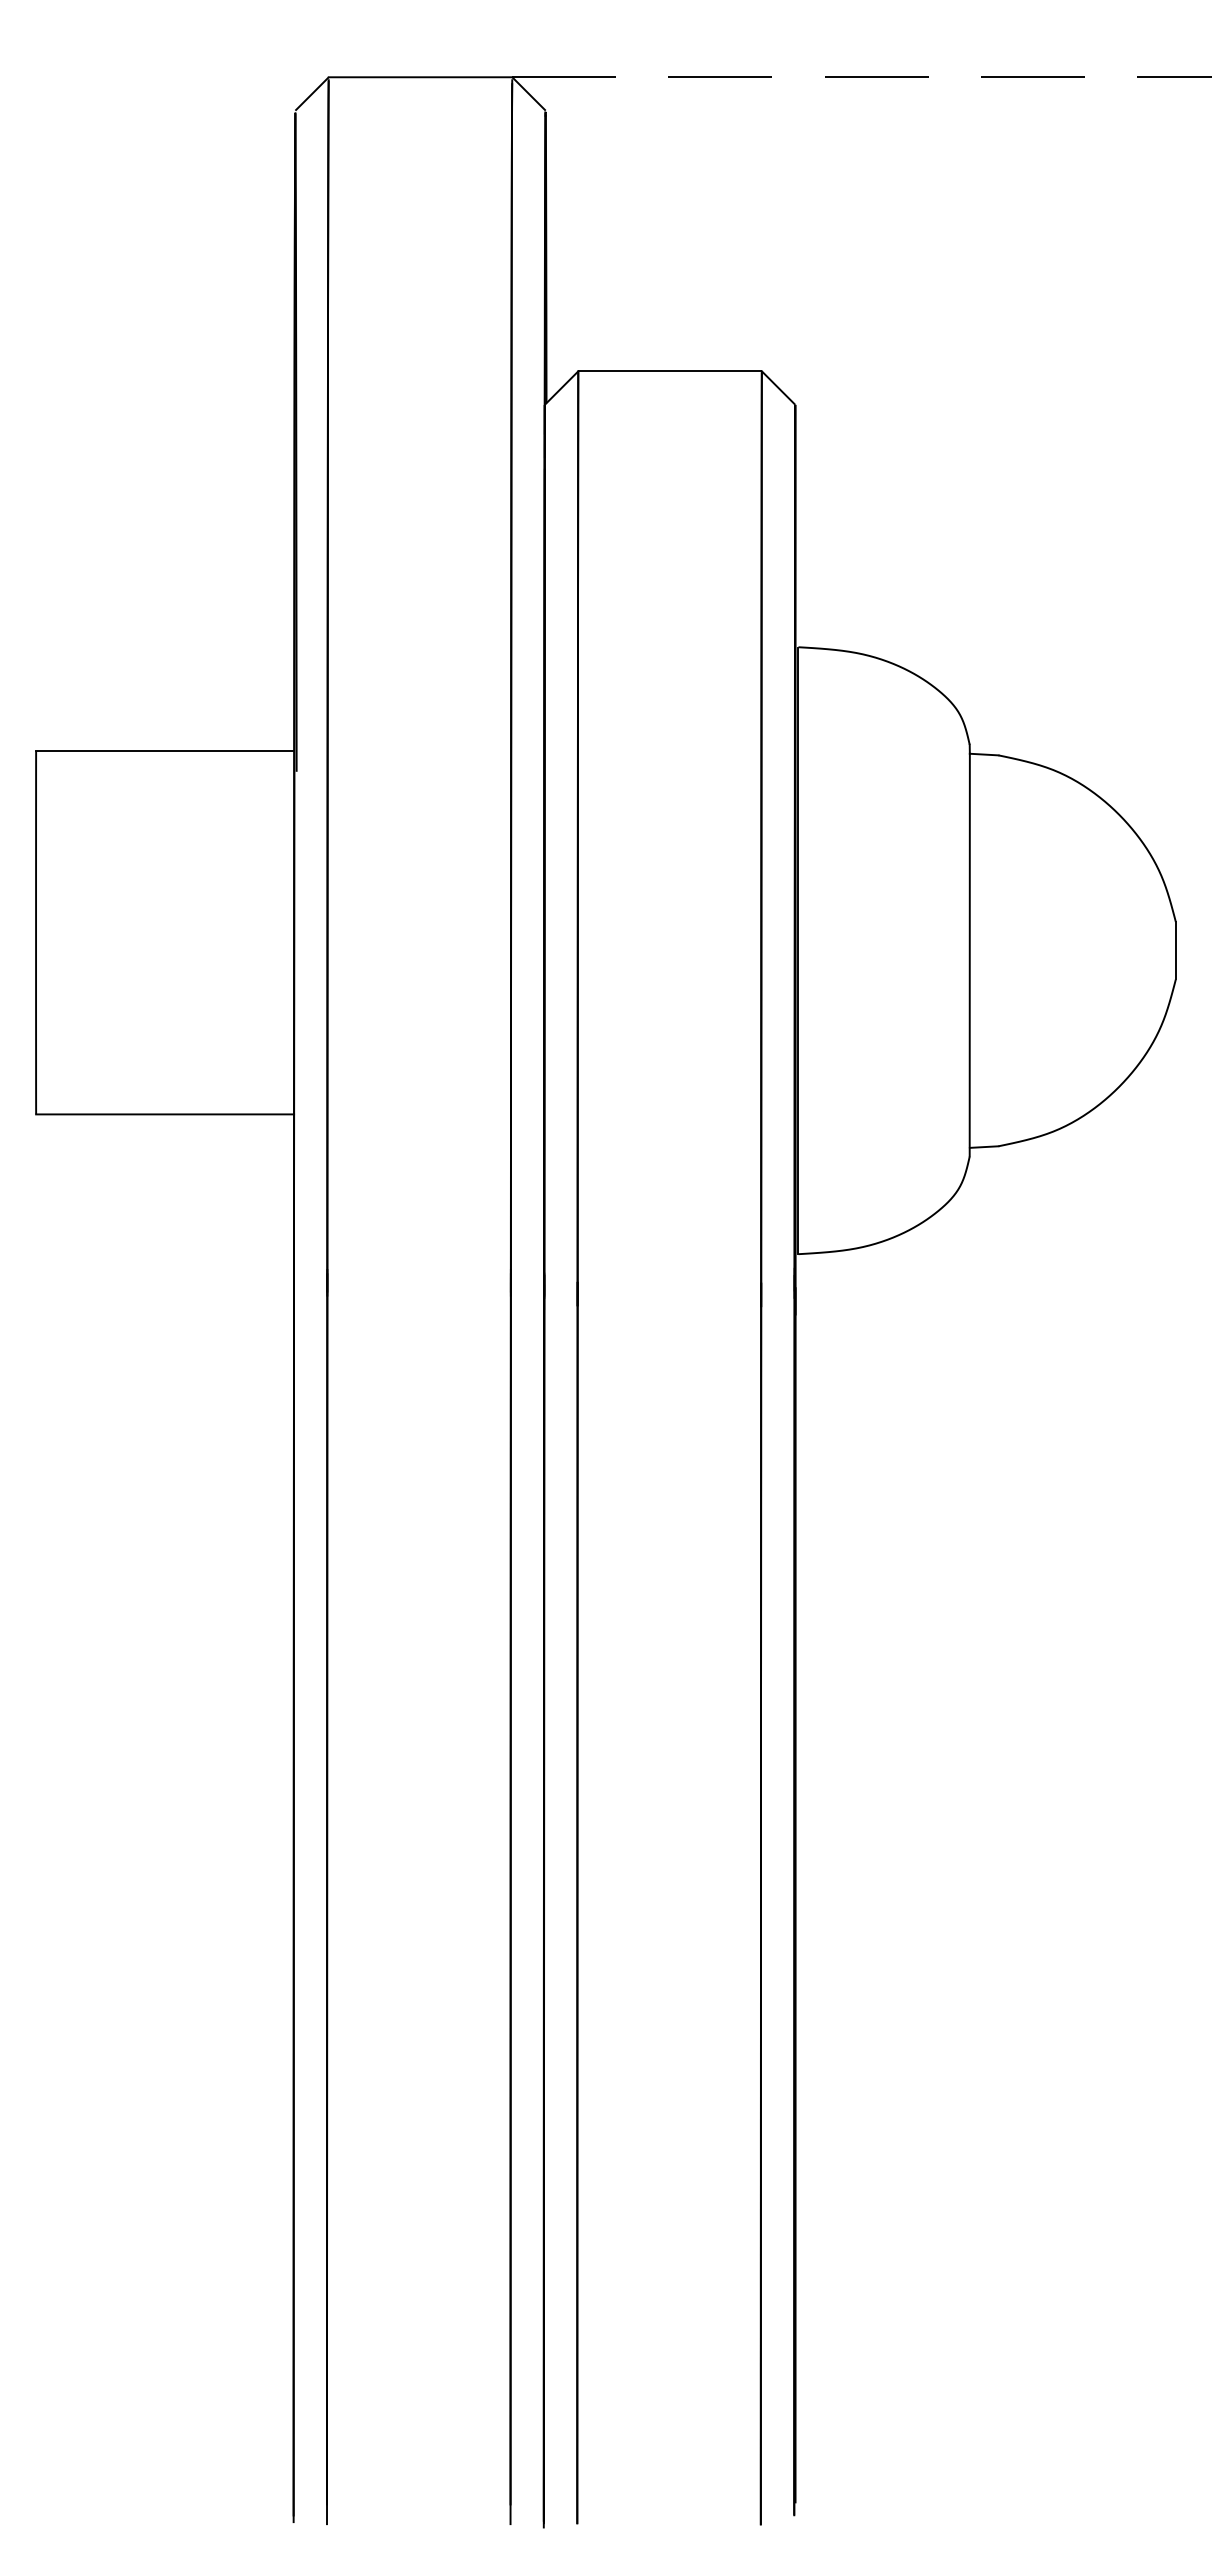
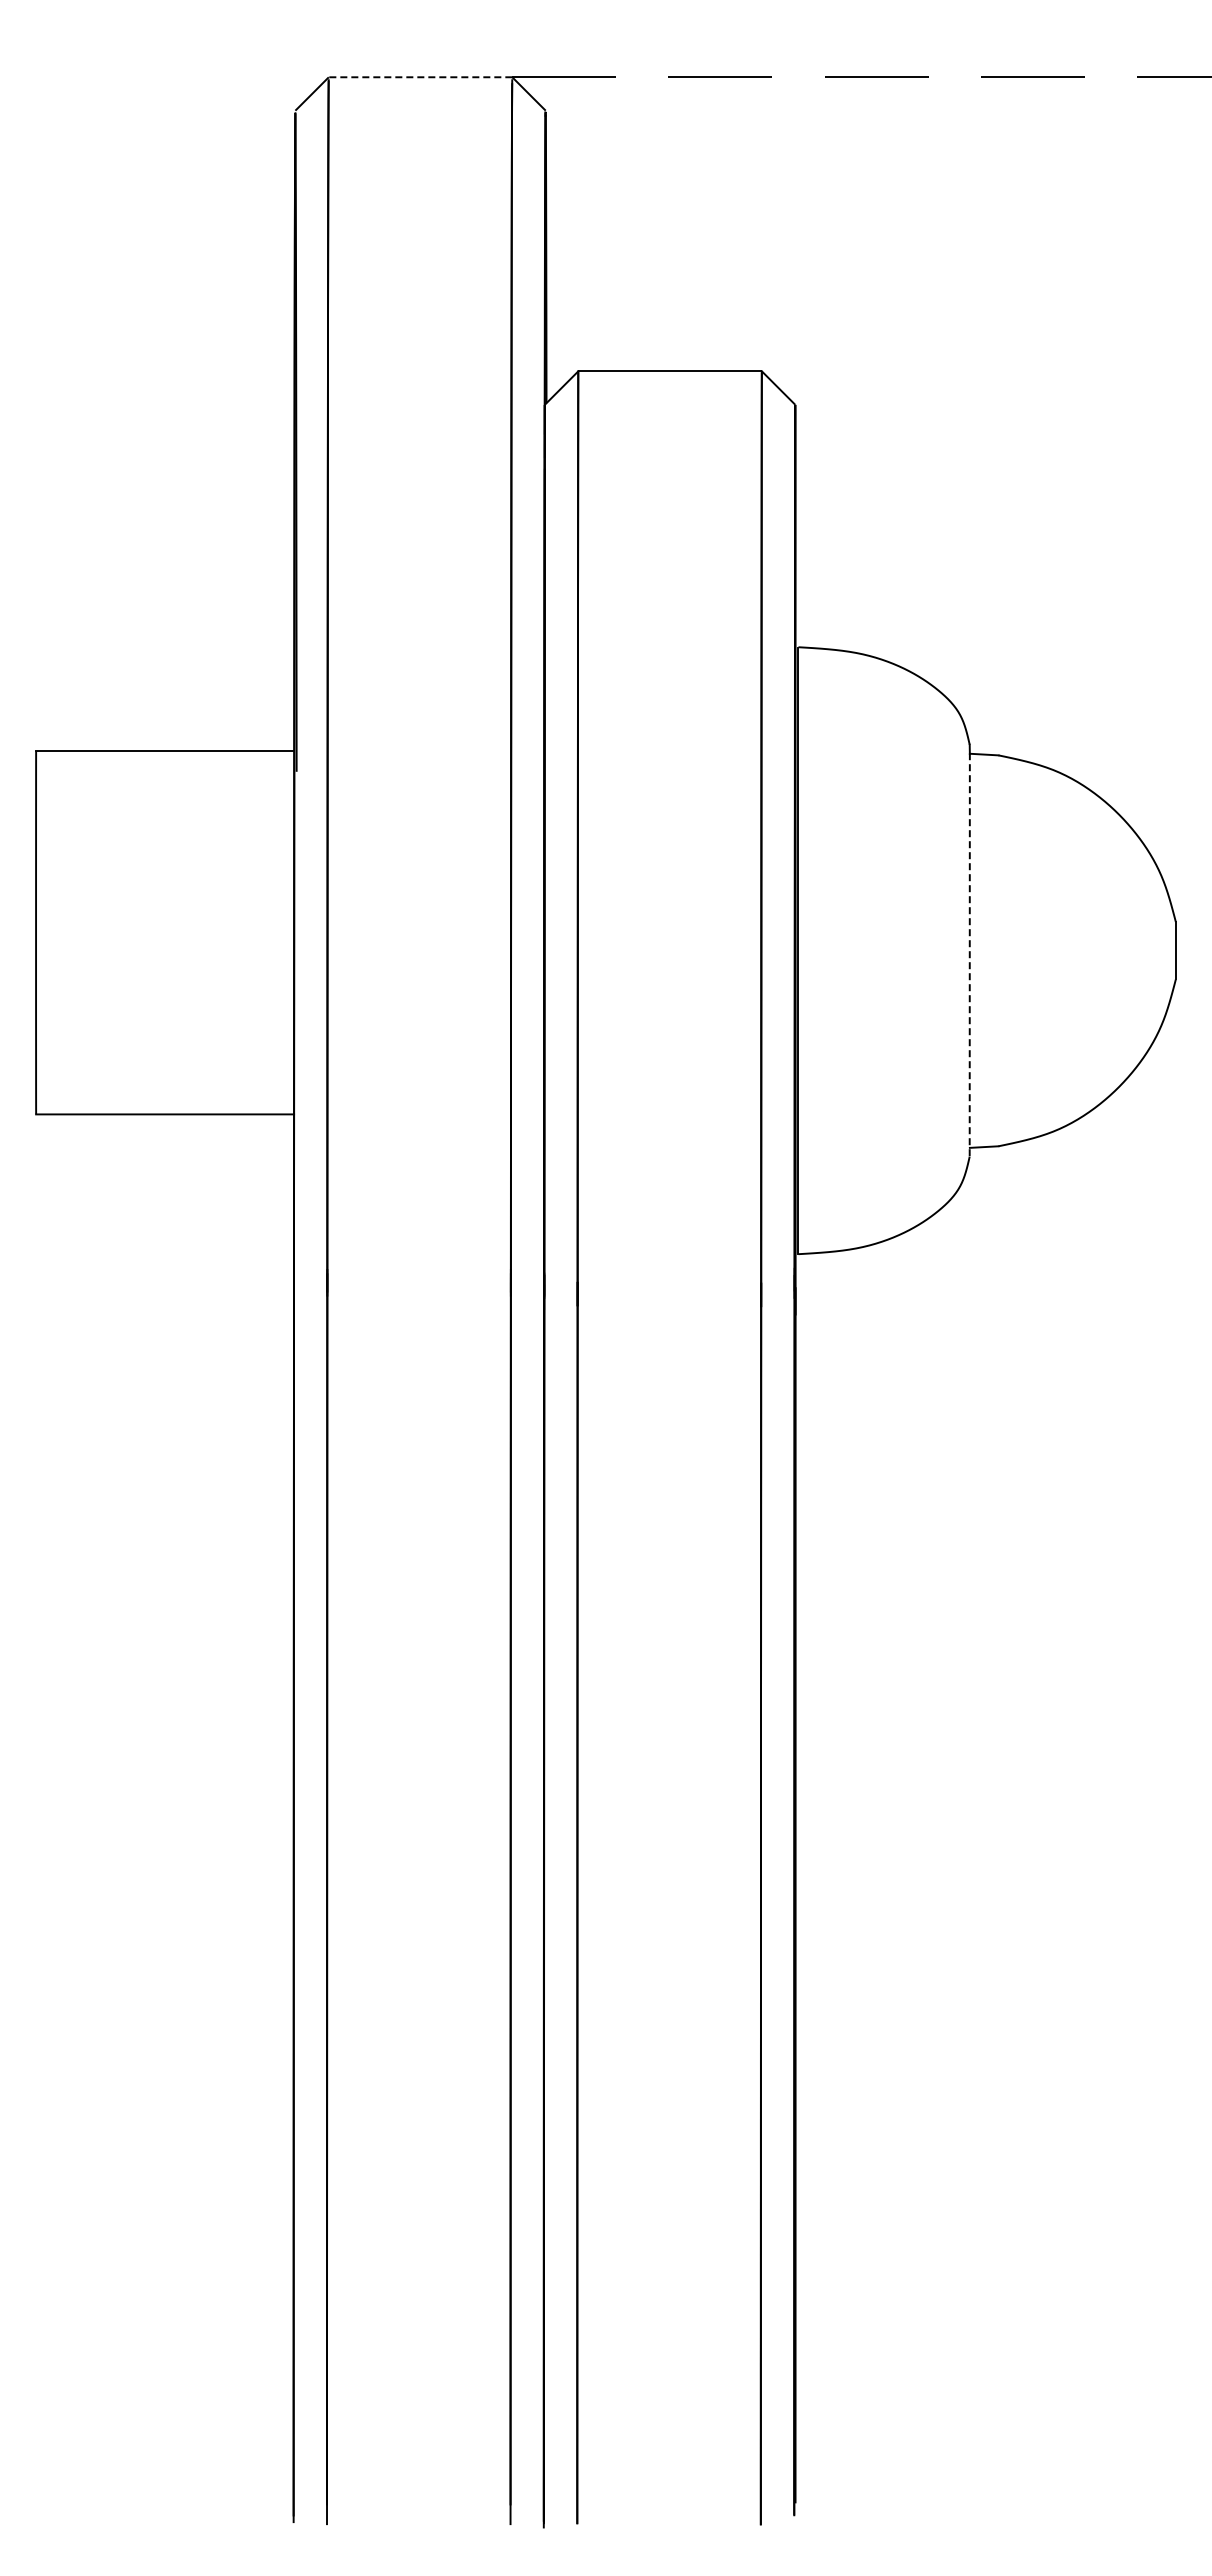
line: solid -> dashed (420, 77)
line: solid -> dashed (969, 954)
